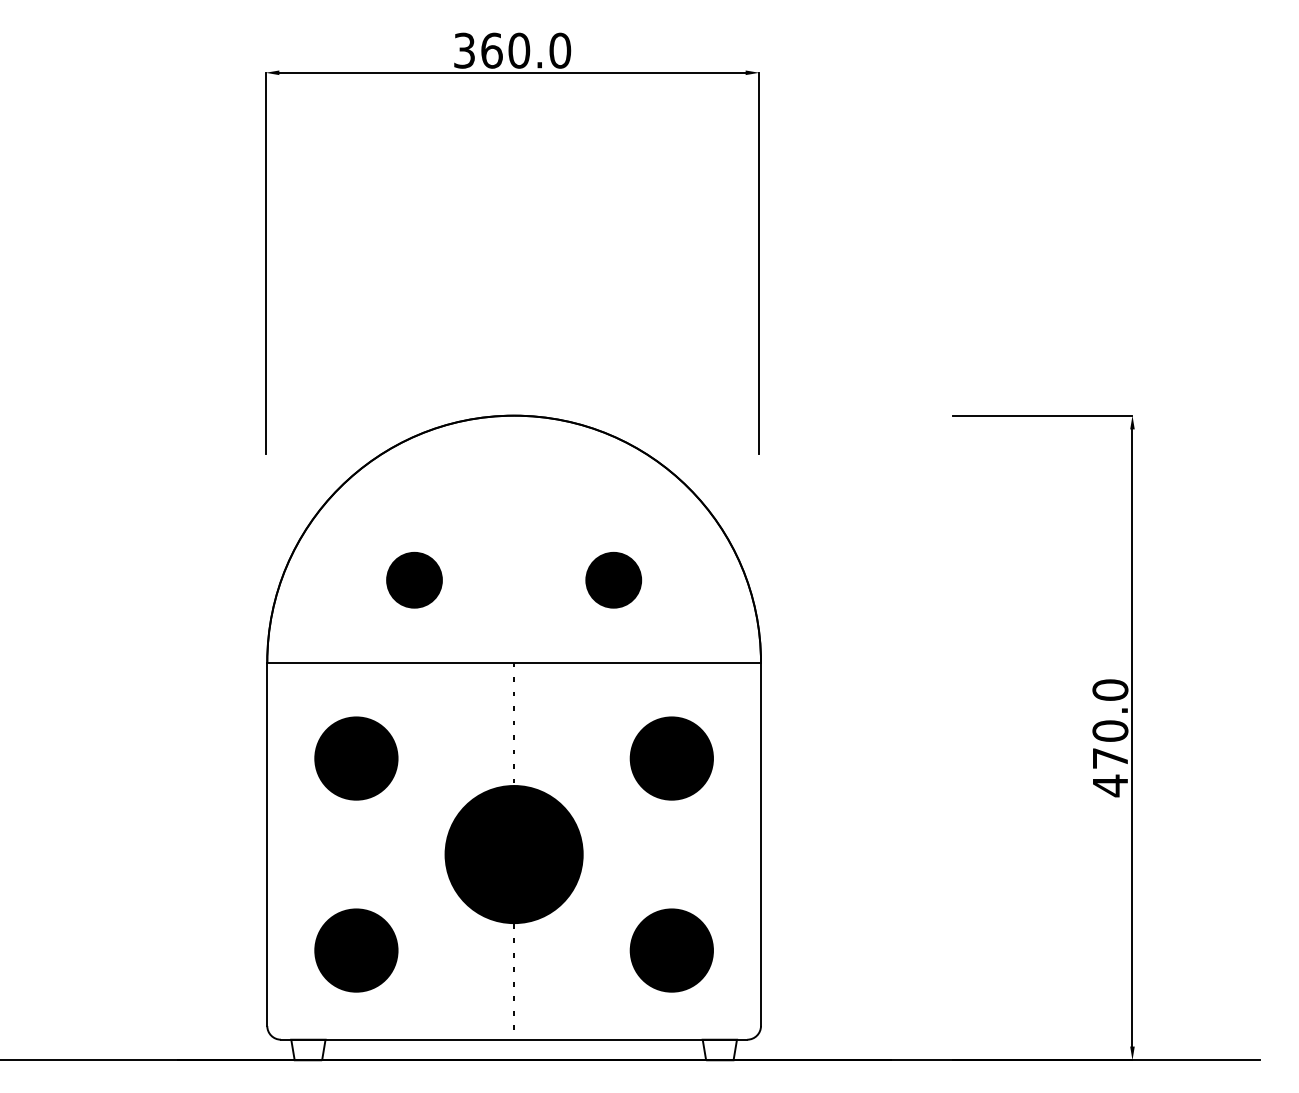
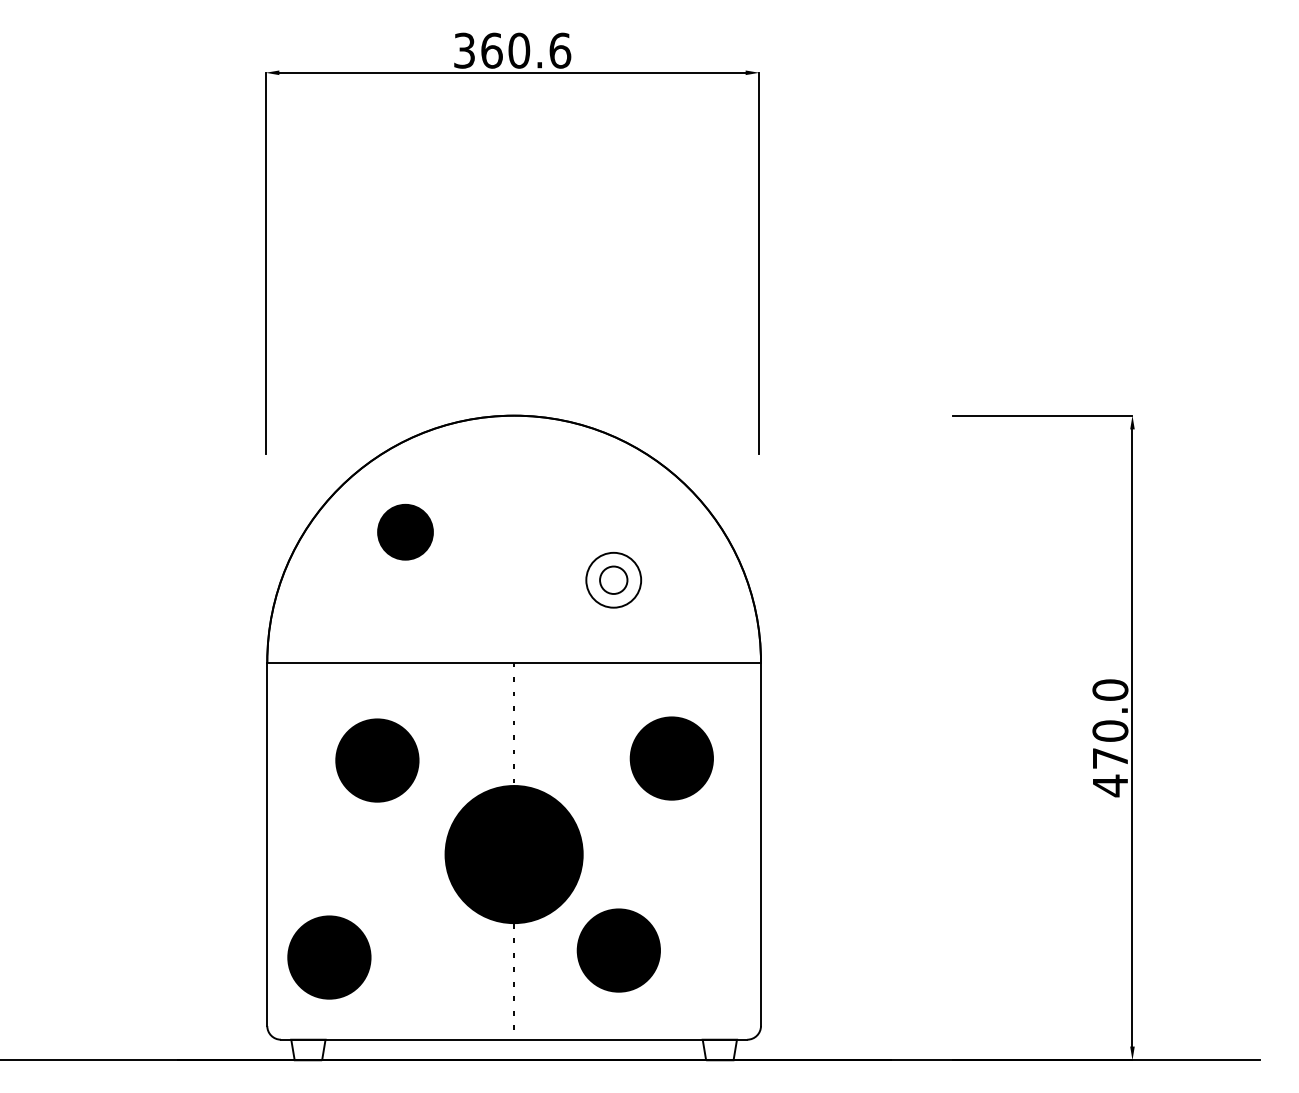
text: 360.0 -> 360.6 (560, 50)
fill: present -> none (613, 579)
fill: present -> none (613, 579)
part position: (414, 580) -> (405, 532) (405, 532)
part position: (356, 758) -> (377, 760) (377, 760)
part position: (356, 950) -> (329, 957) (329, 957)
part position: (671, 950) -> (618, 950) (618, 950)
